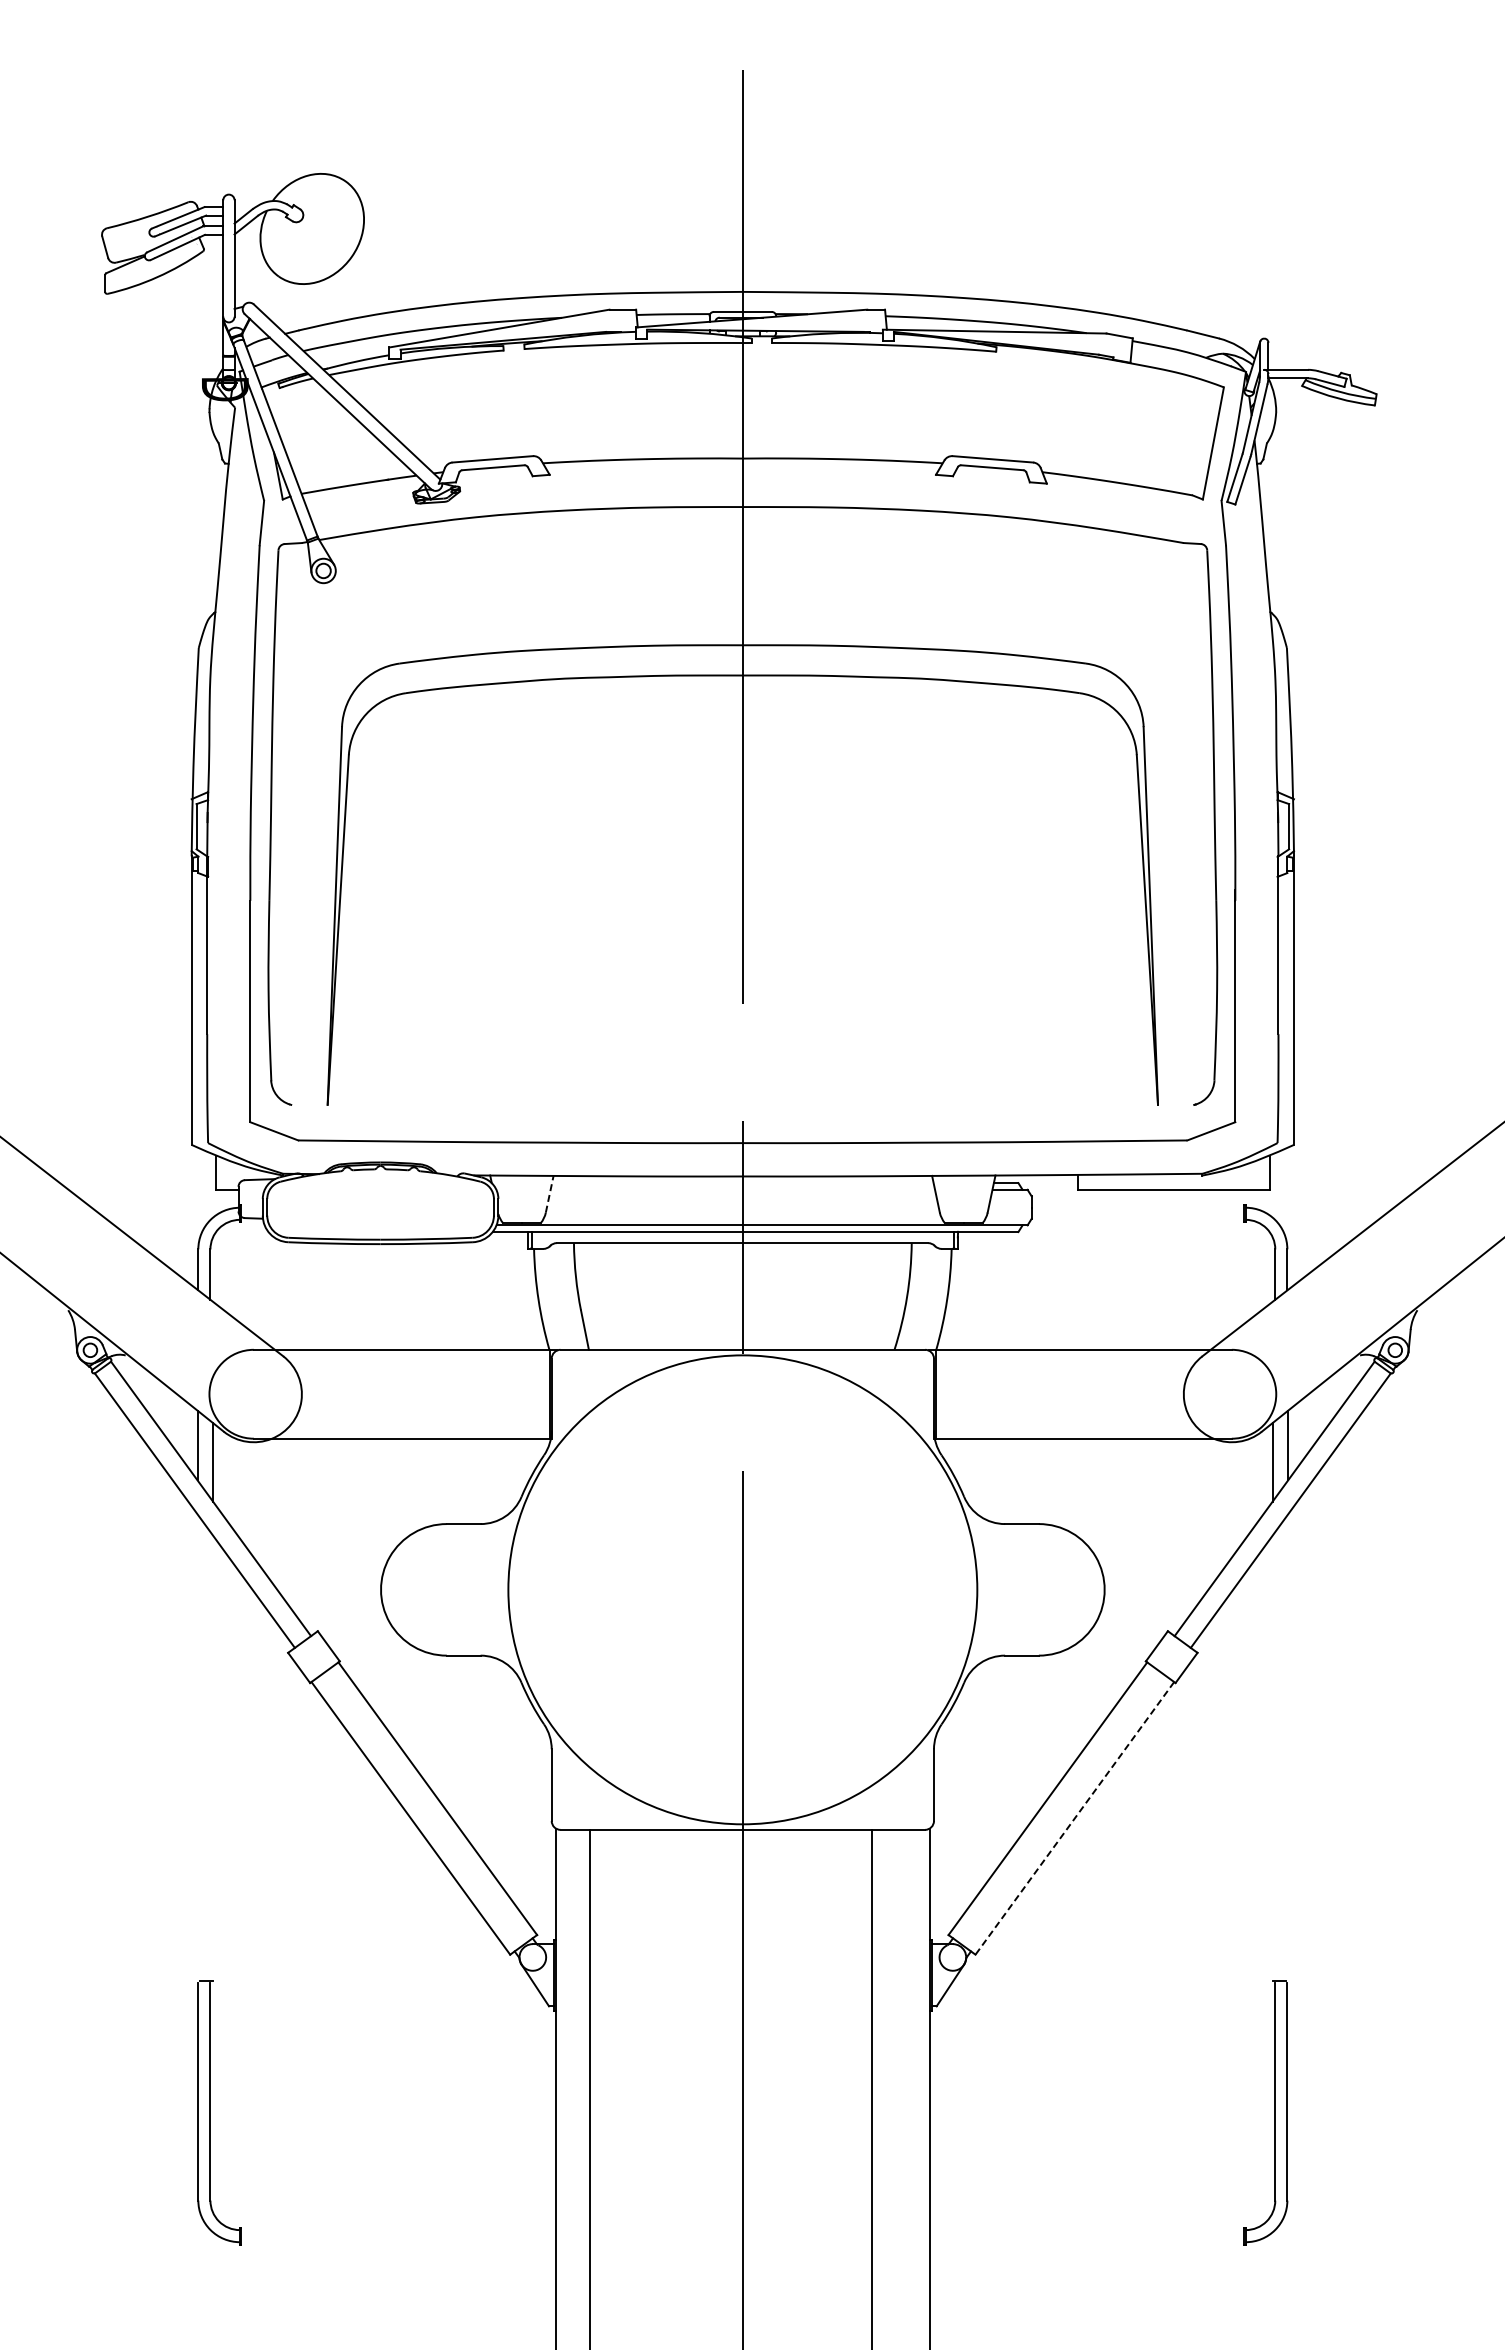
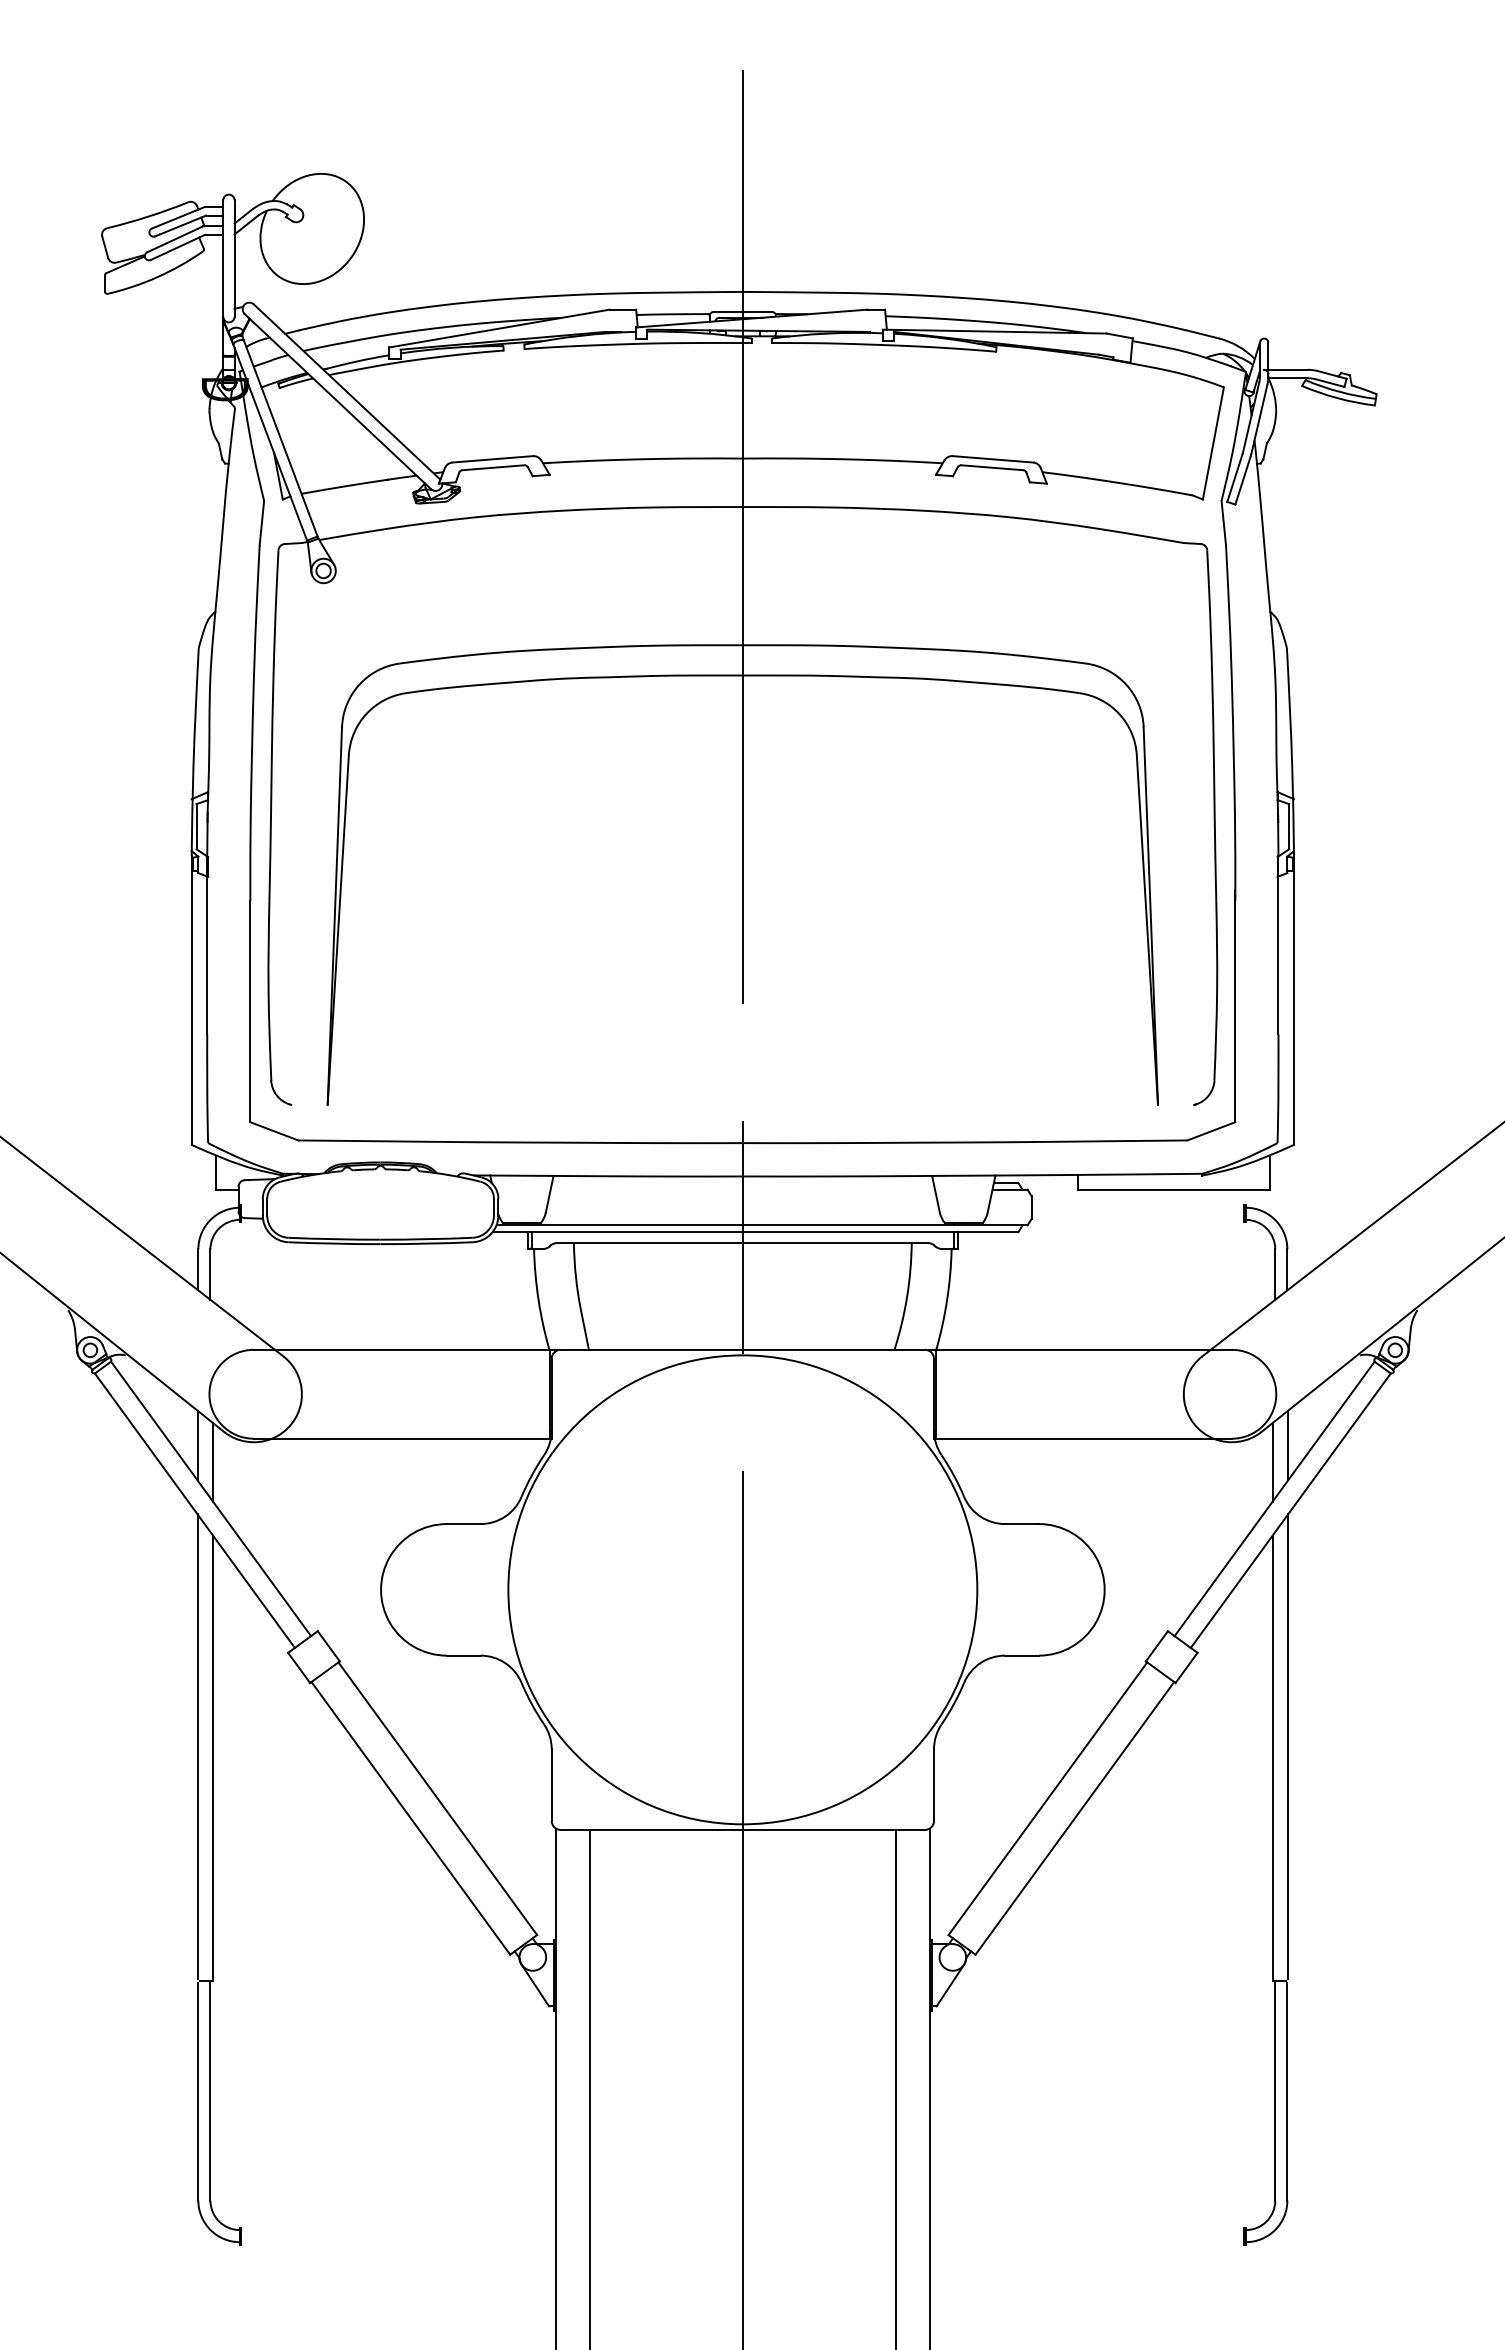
line: dashed -> solid (549, 1194)
line: none -> present (197, 1746)
line: none -> present (1288, 1746)
line: none -> present (213, 1756)
line: none -> present (1272, 1756)
line: dashed -> solid (1074, 1818)
line position: (872, 2087) -> (896, 2087) (896, 2087)
